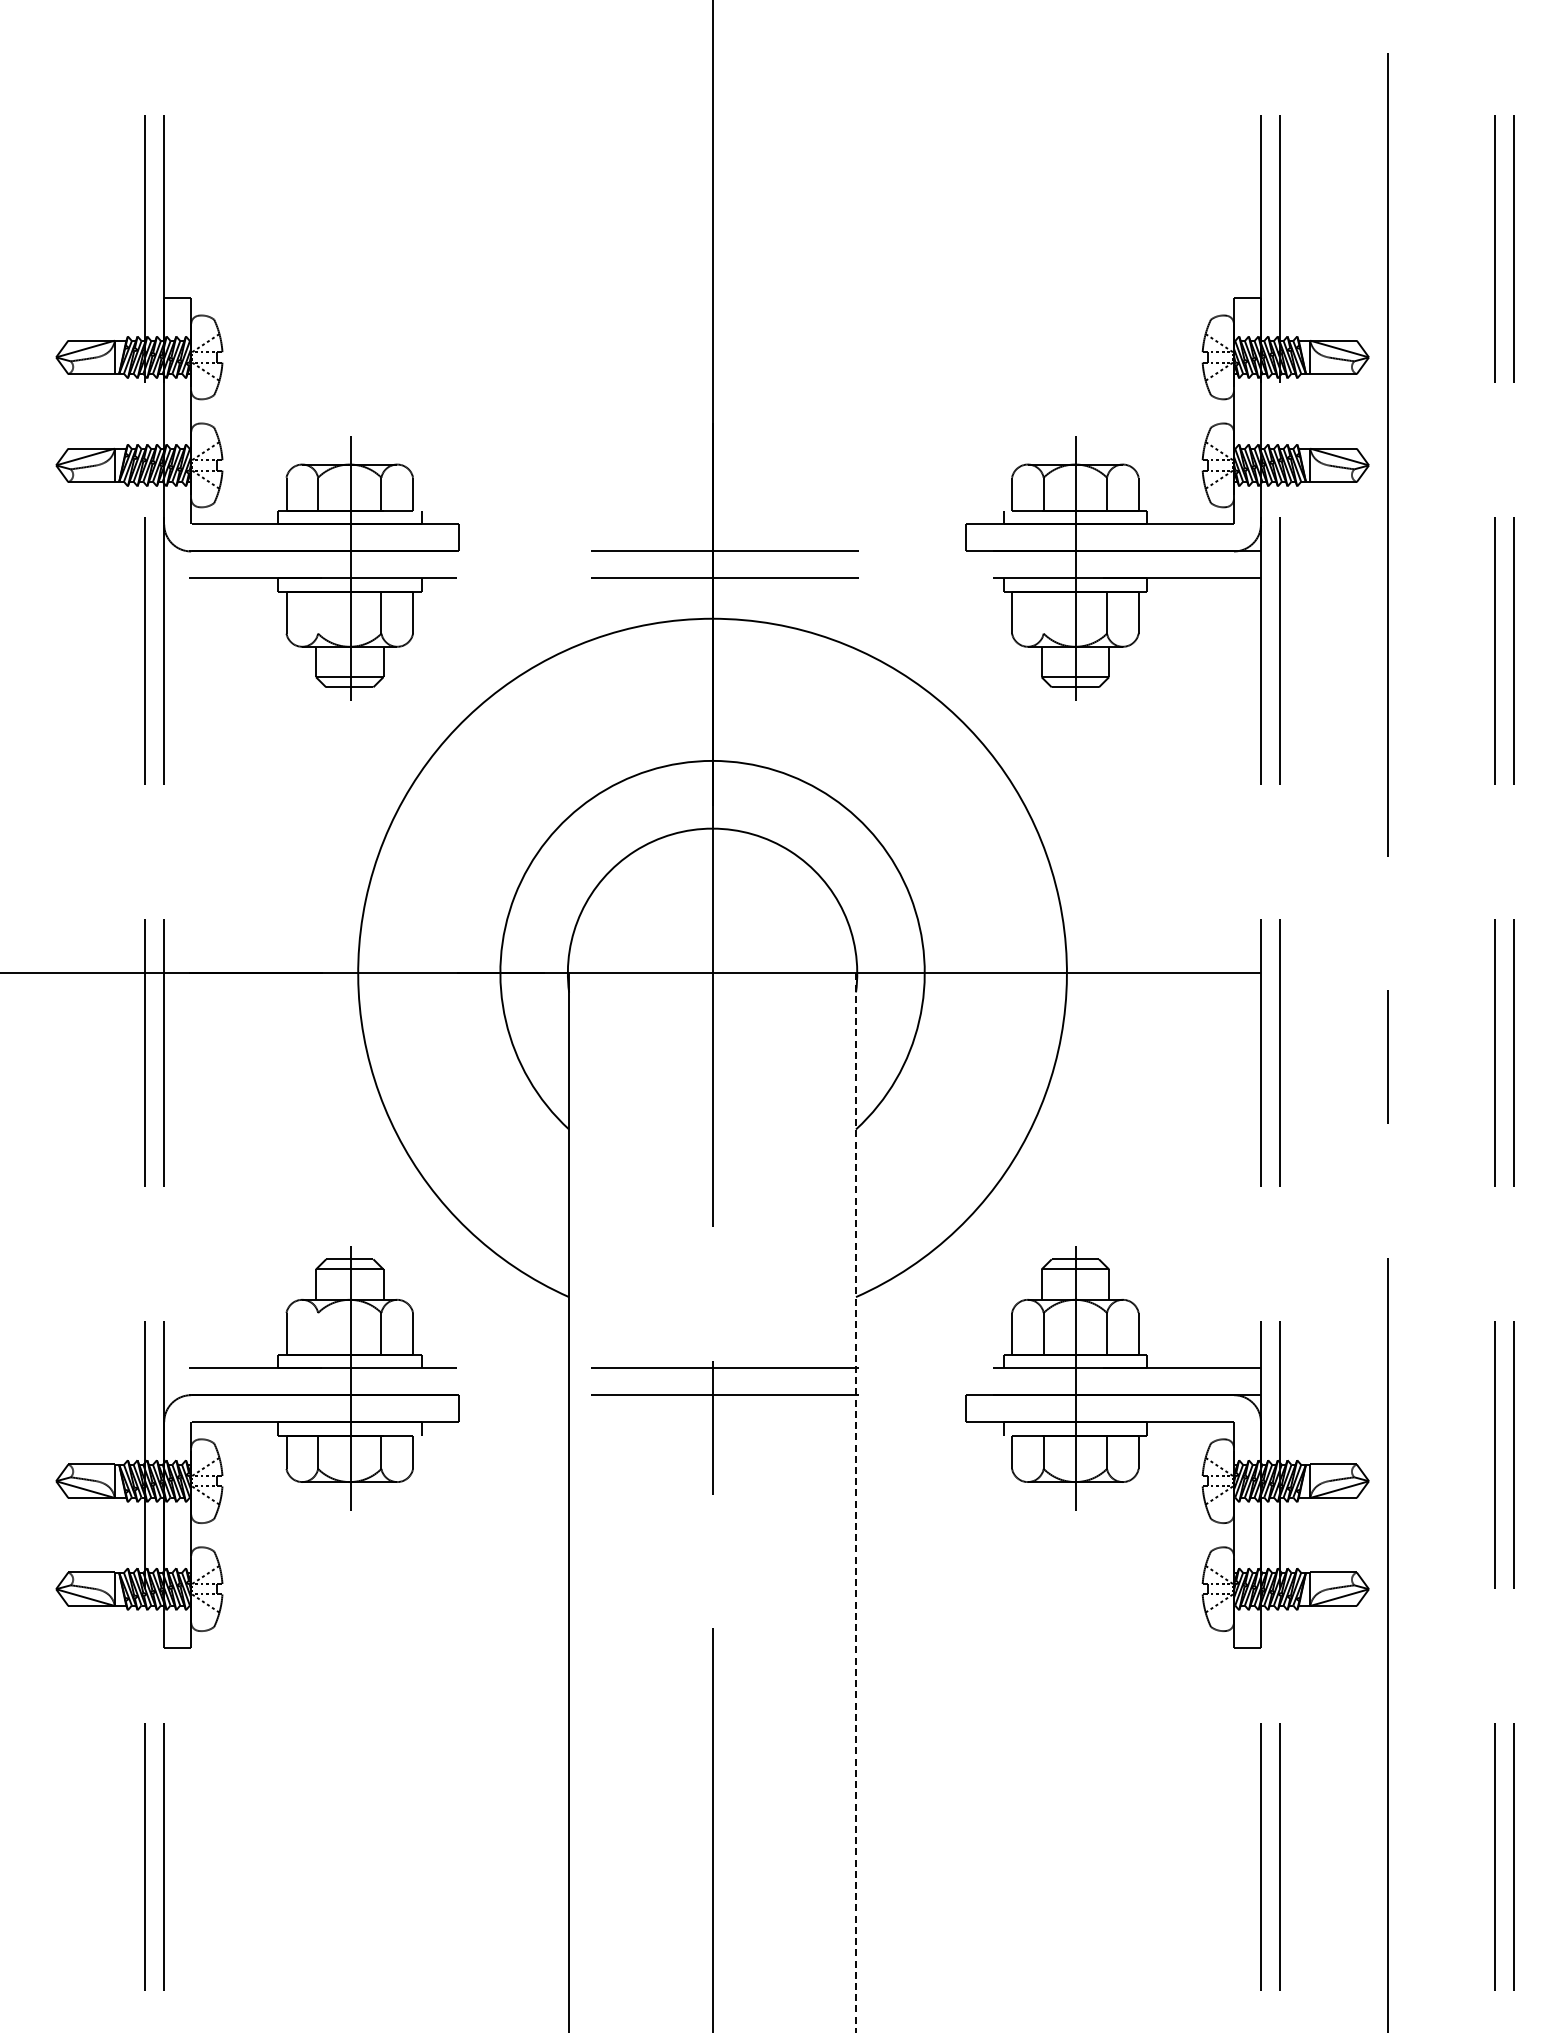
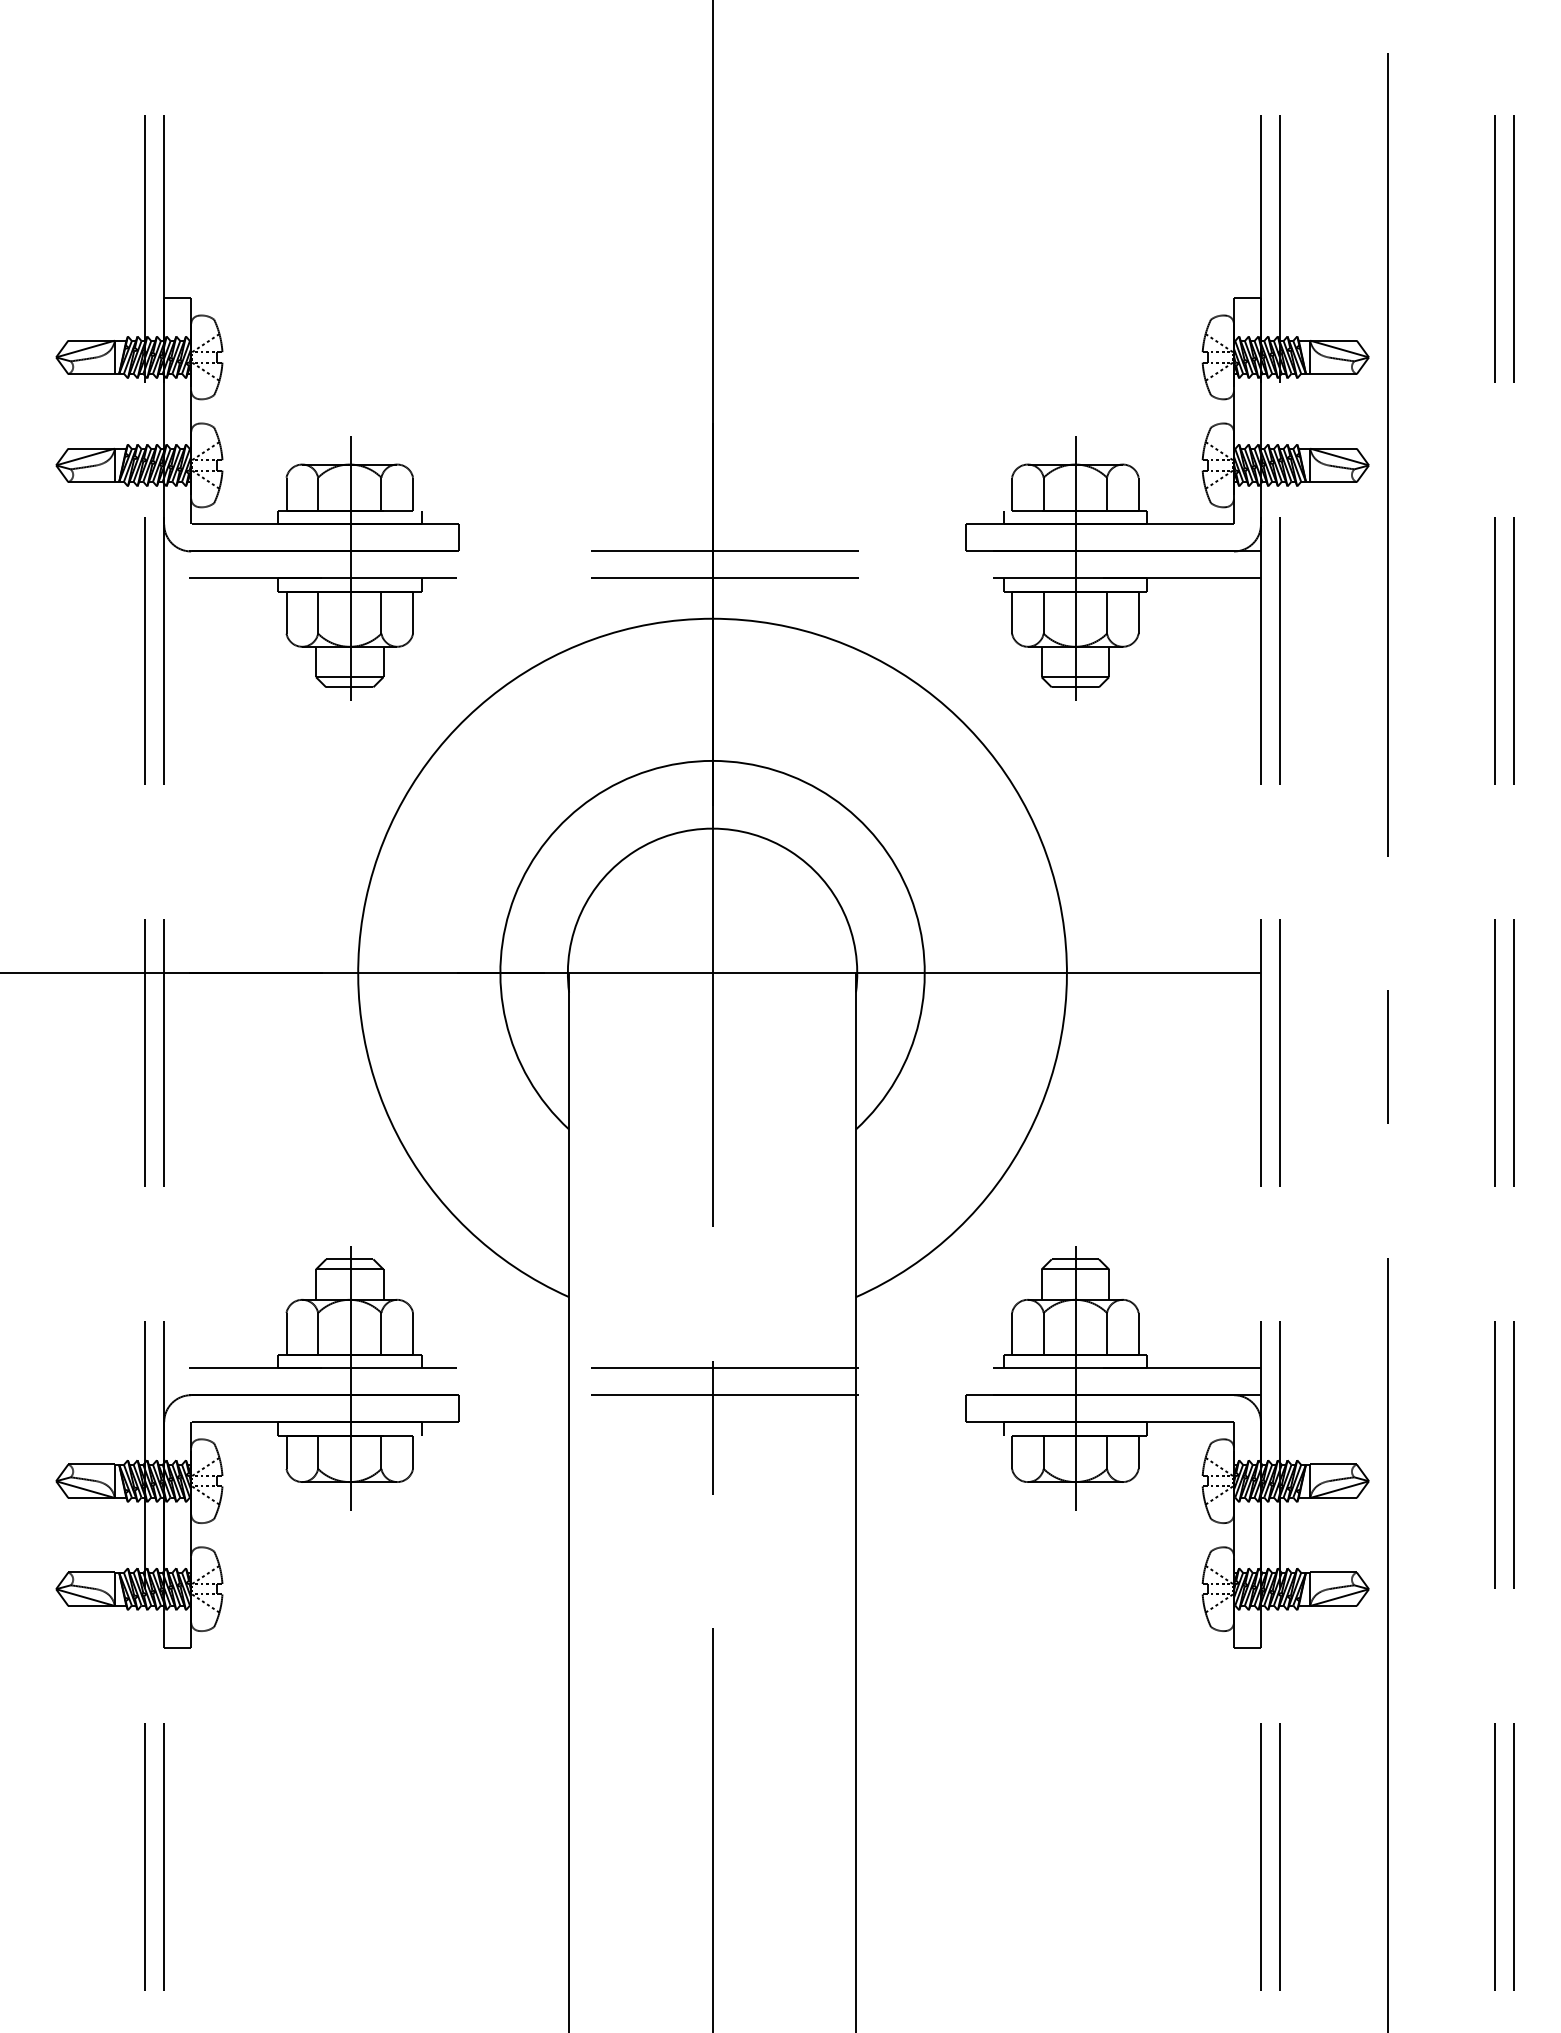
line: none -> present (318, 612)
line: none -> present (1043, 612)
line: none -> present (318, 1333)
line: dashed -> solid (856, 1503)
